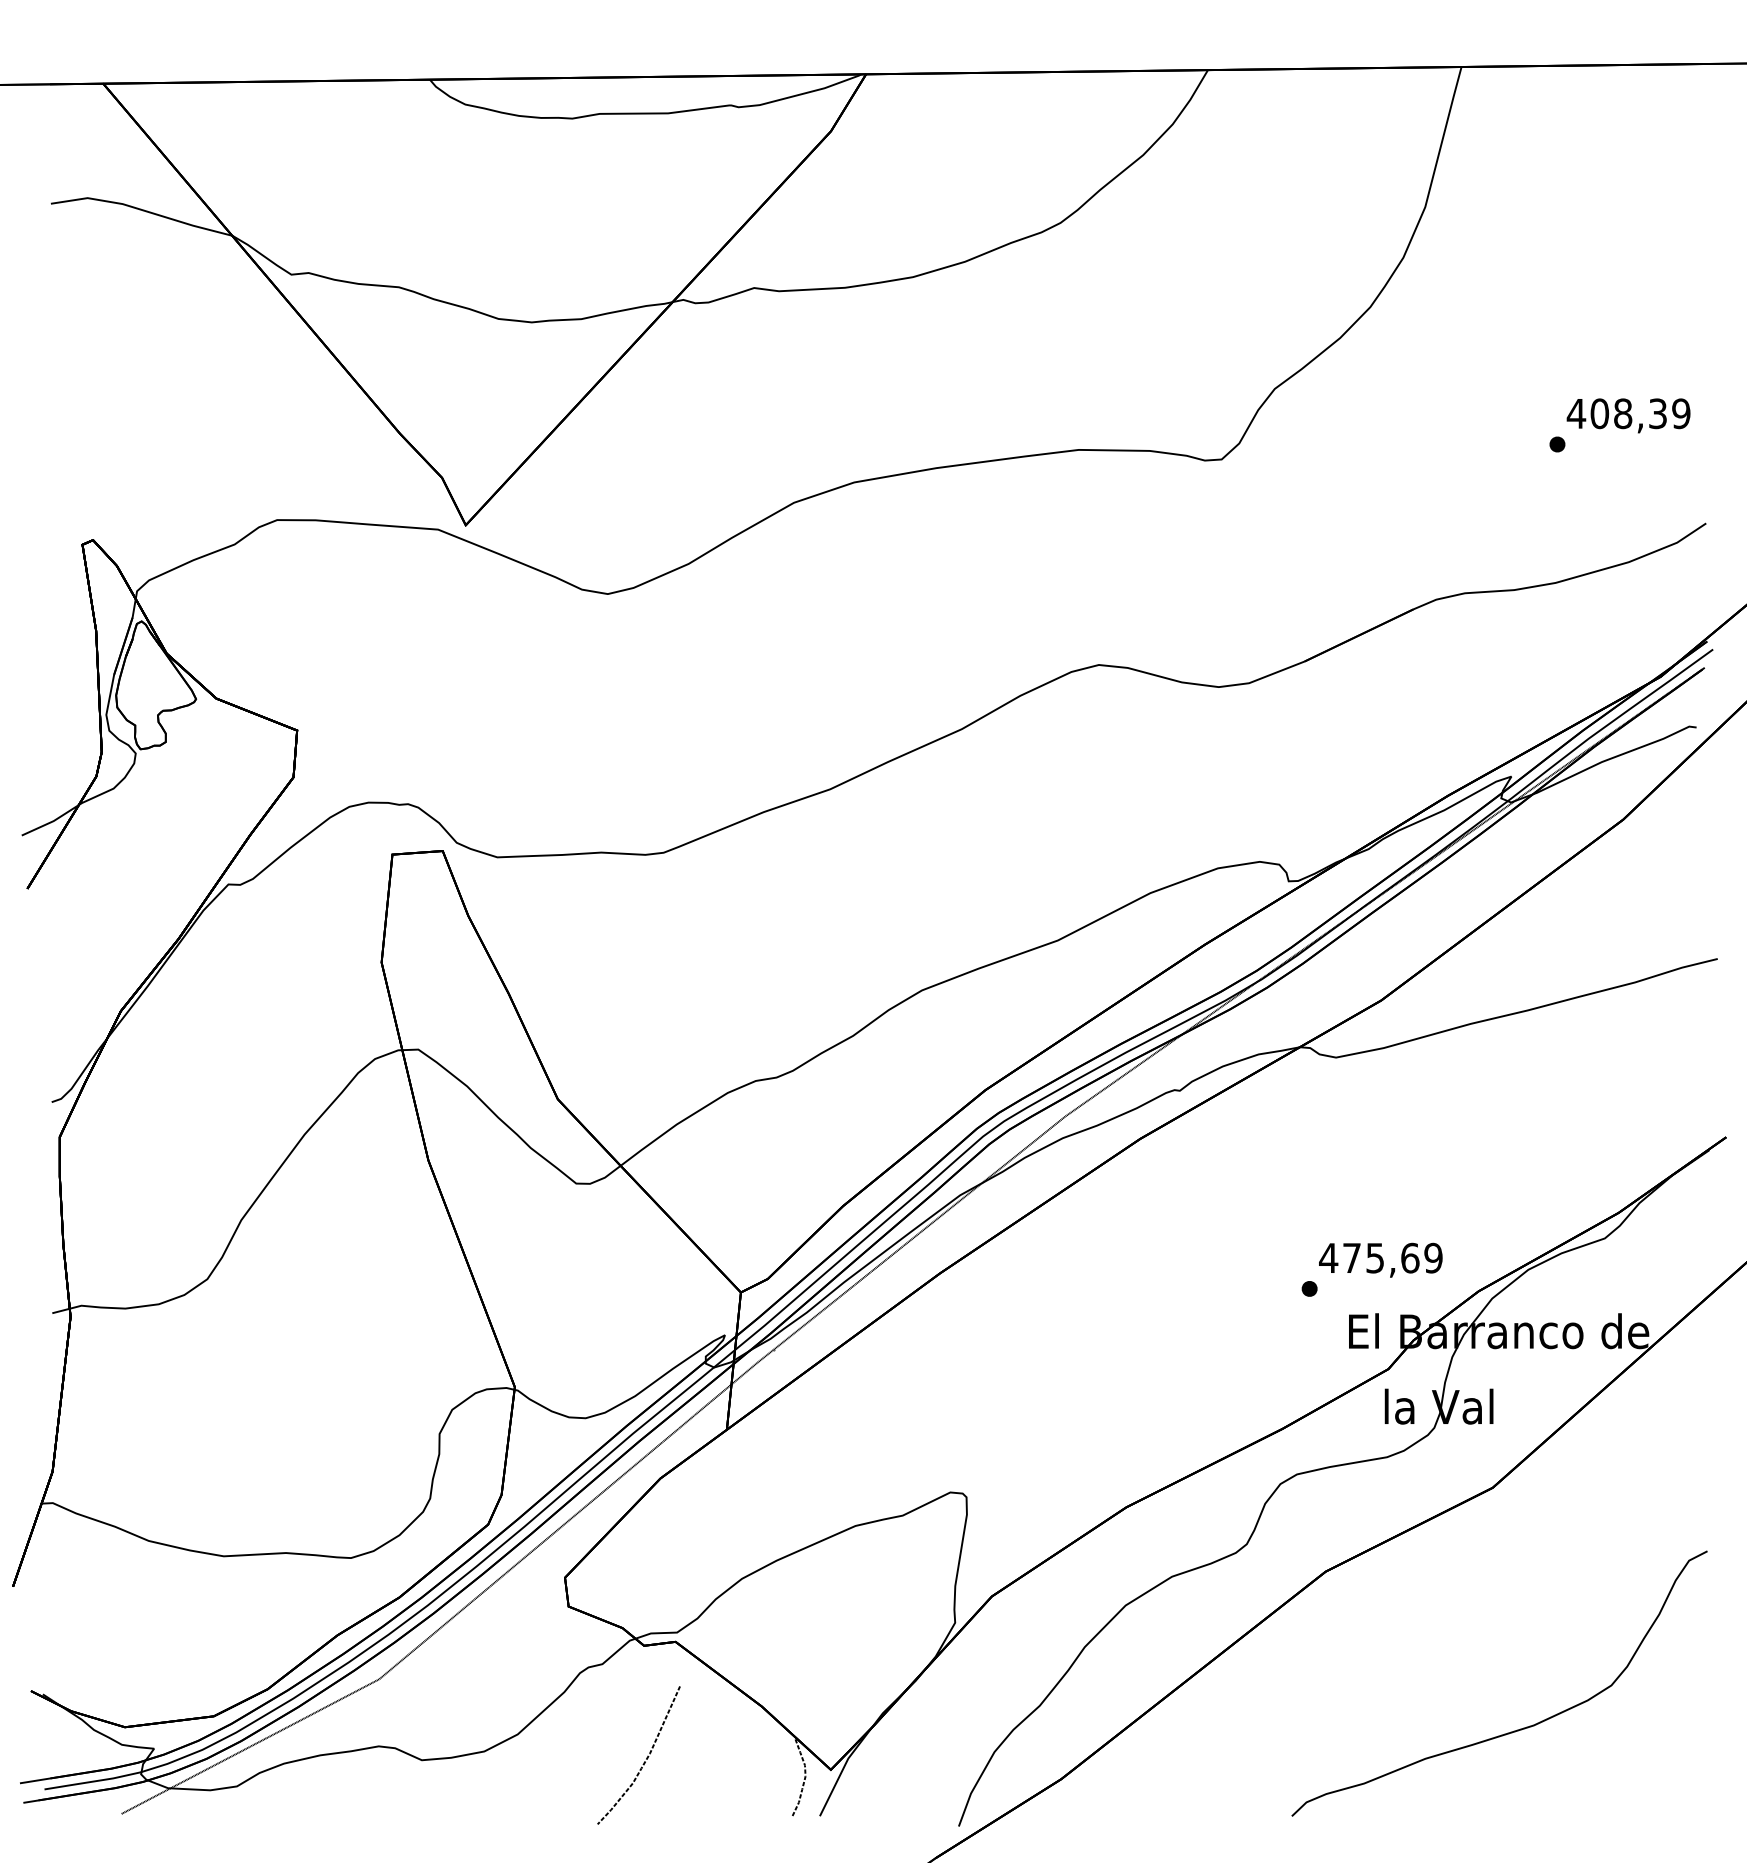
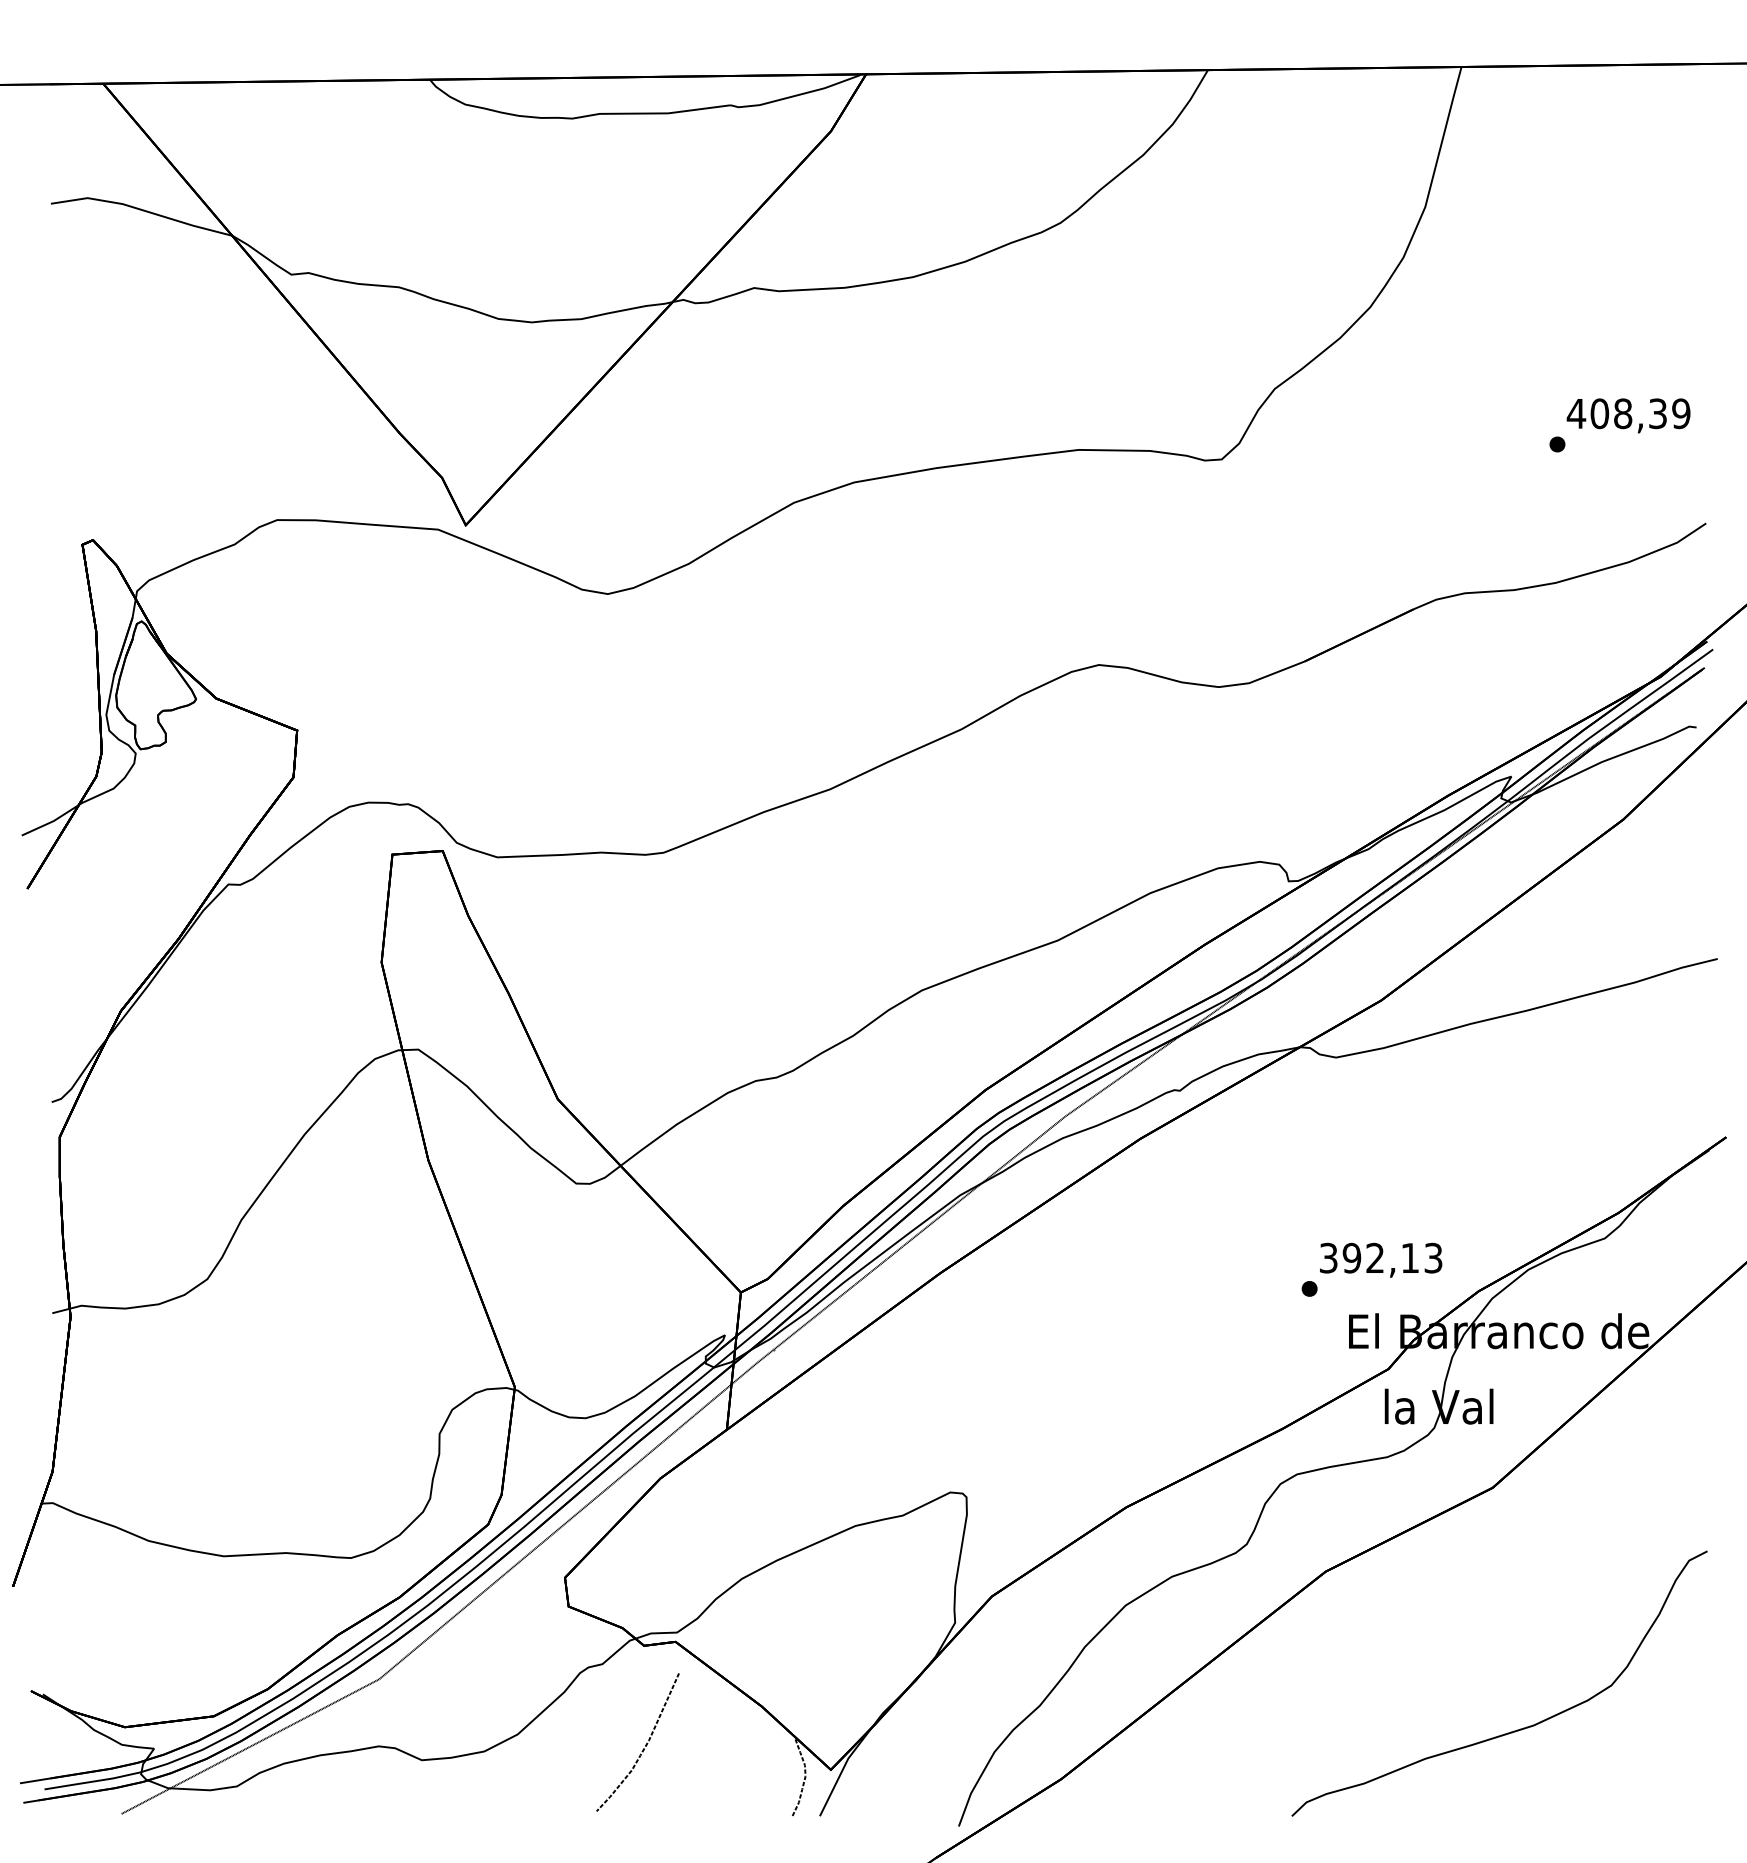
text: 475,69 -> 392,13 (1380, 1257)
curve position: (646, 1757) -> (645, 1744) (645, 1744)
